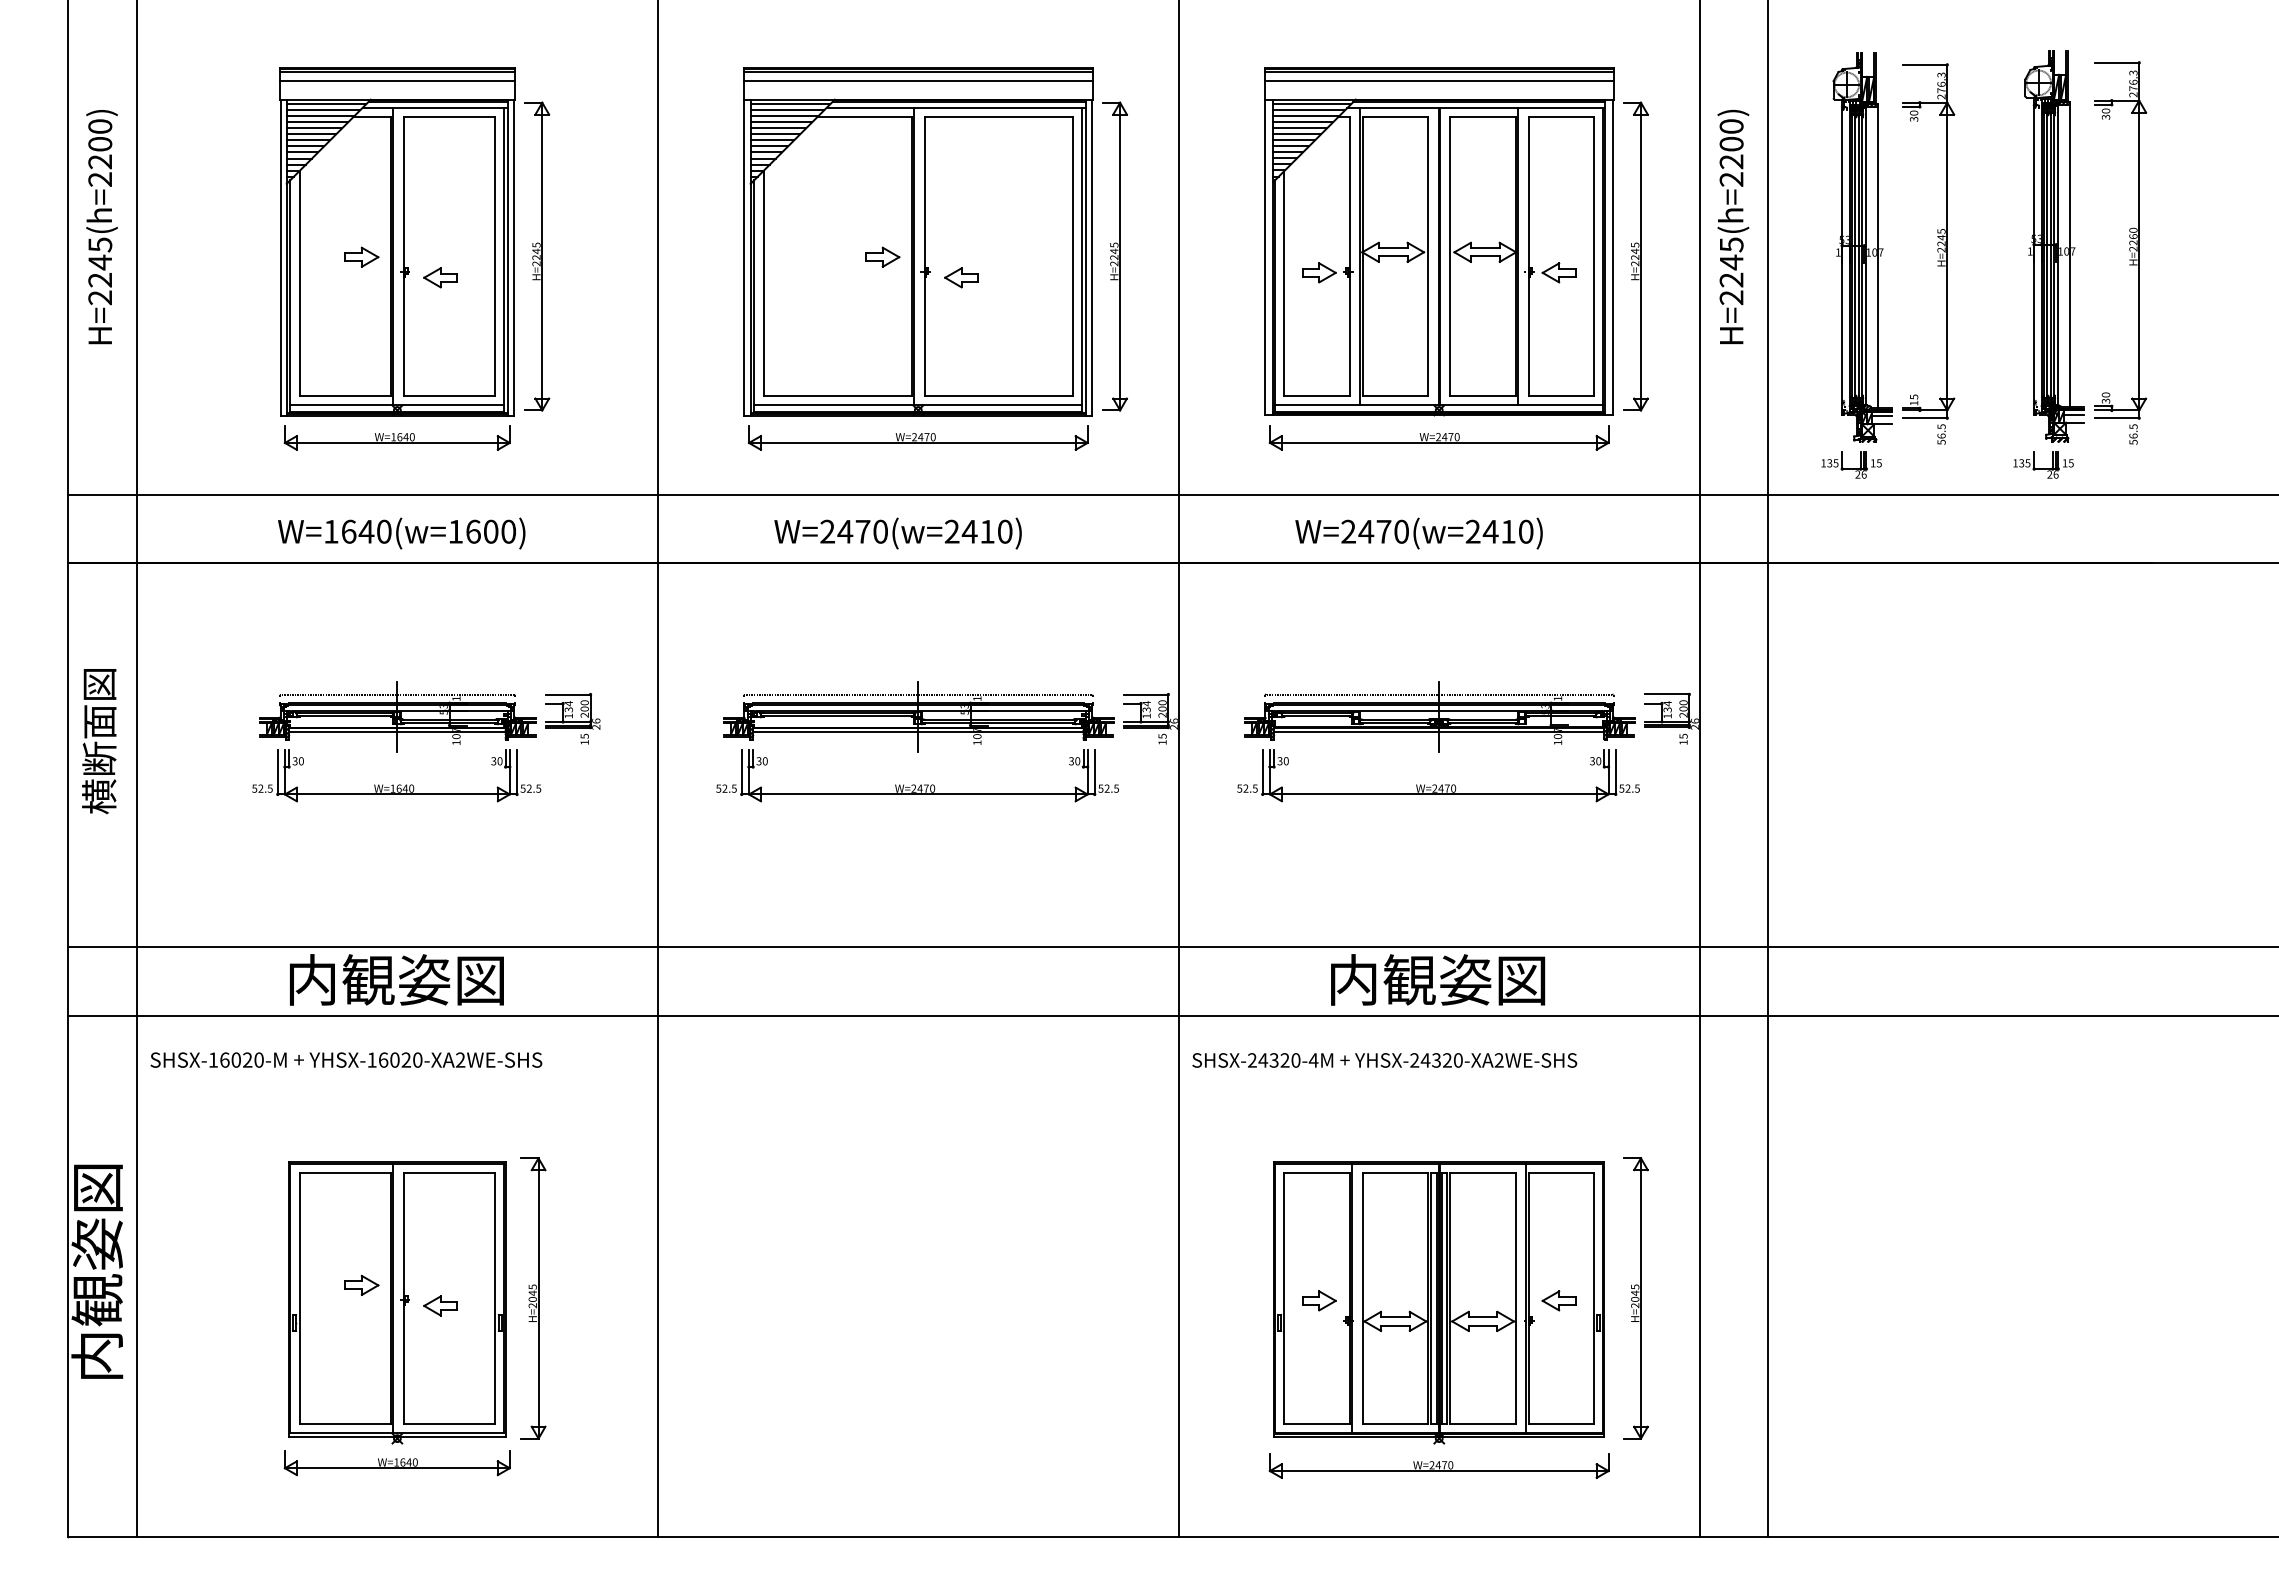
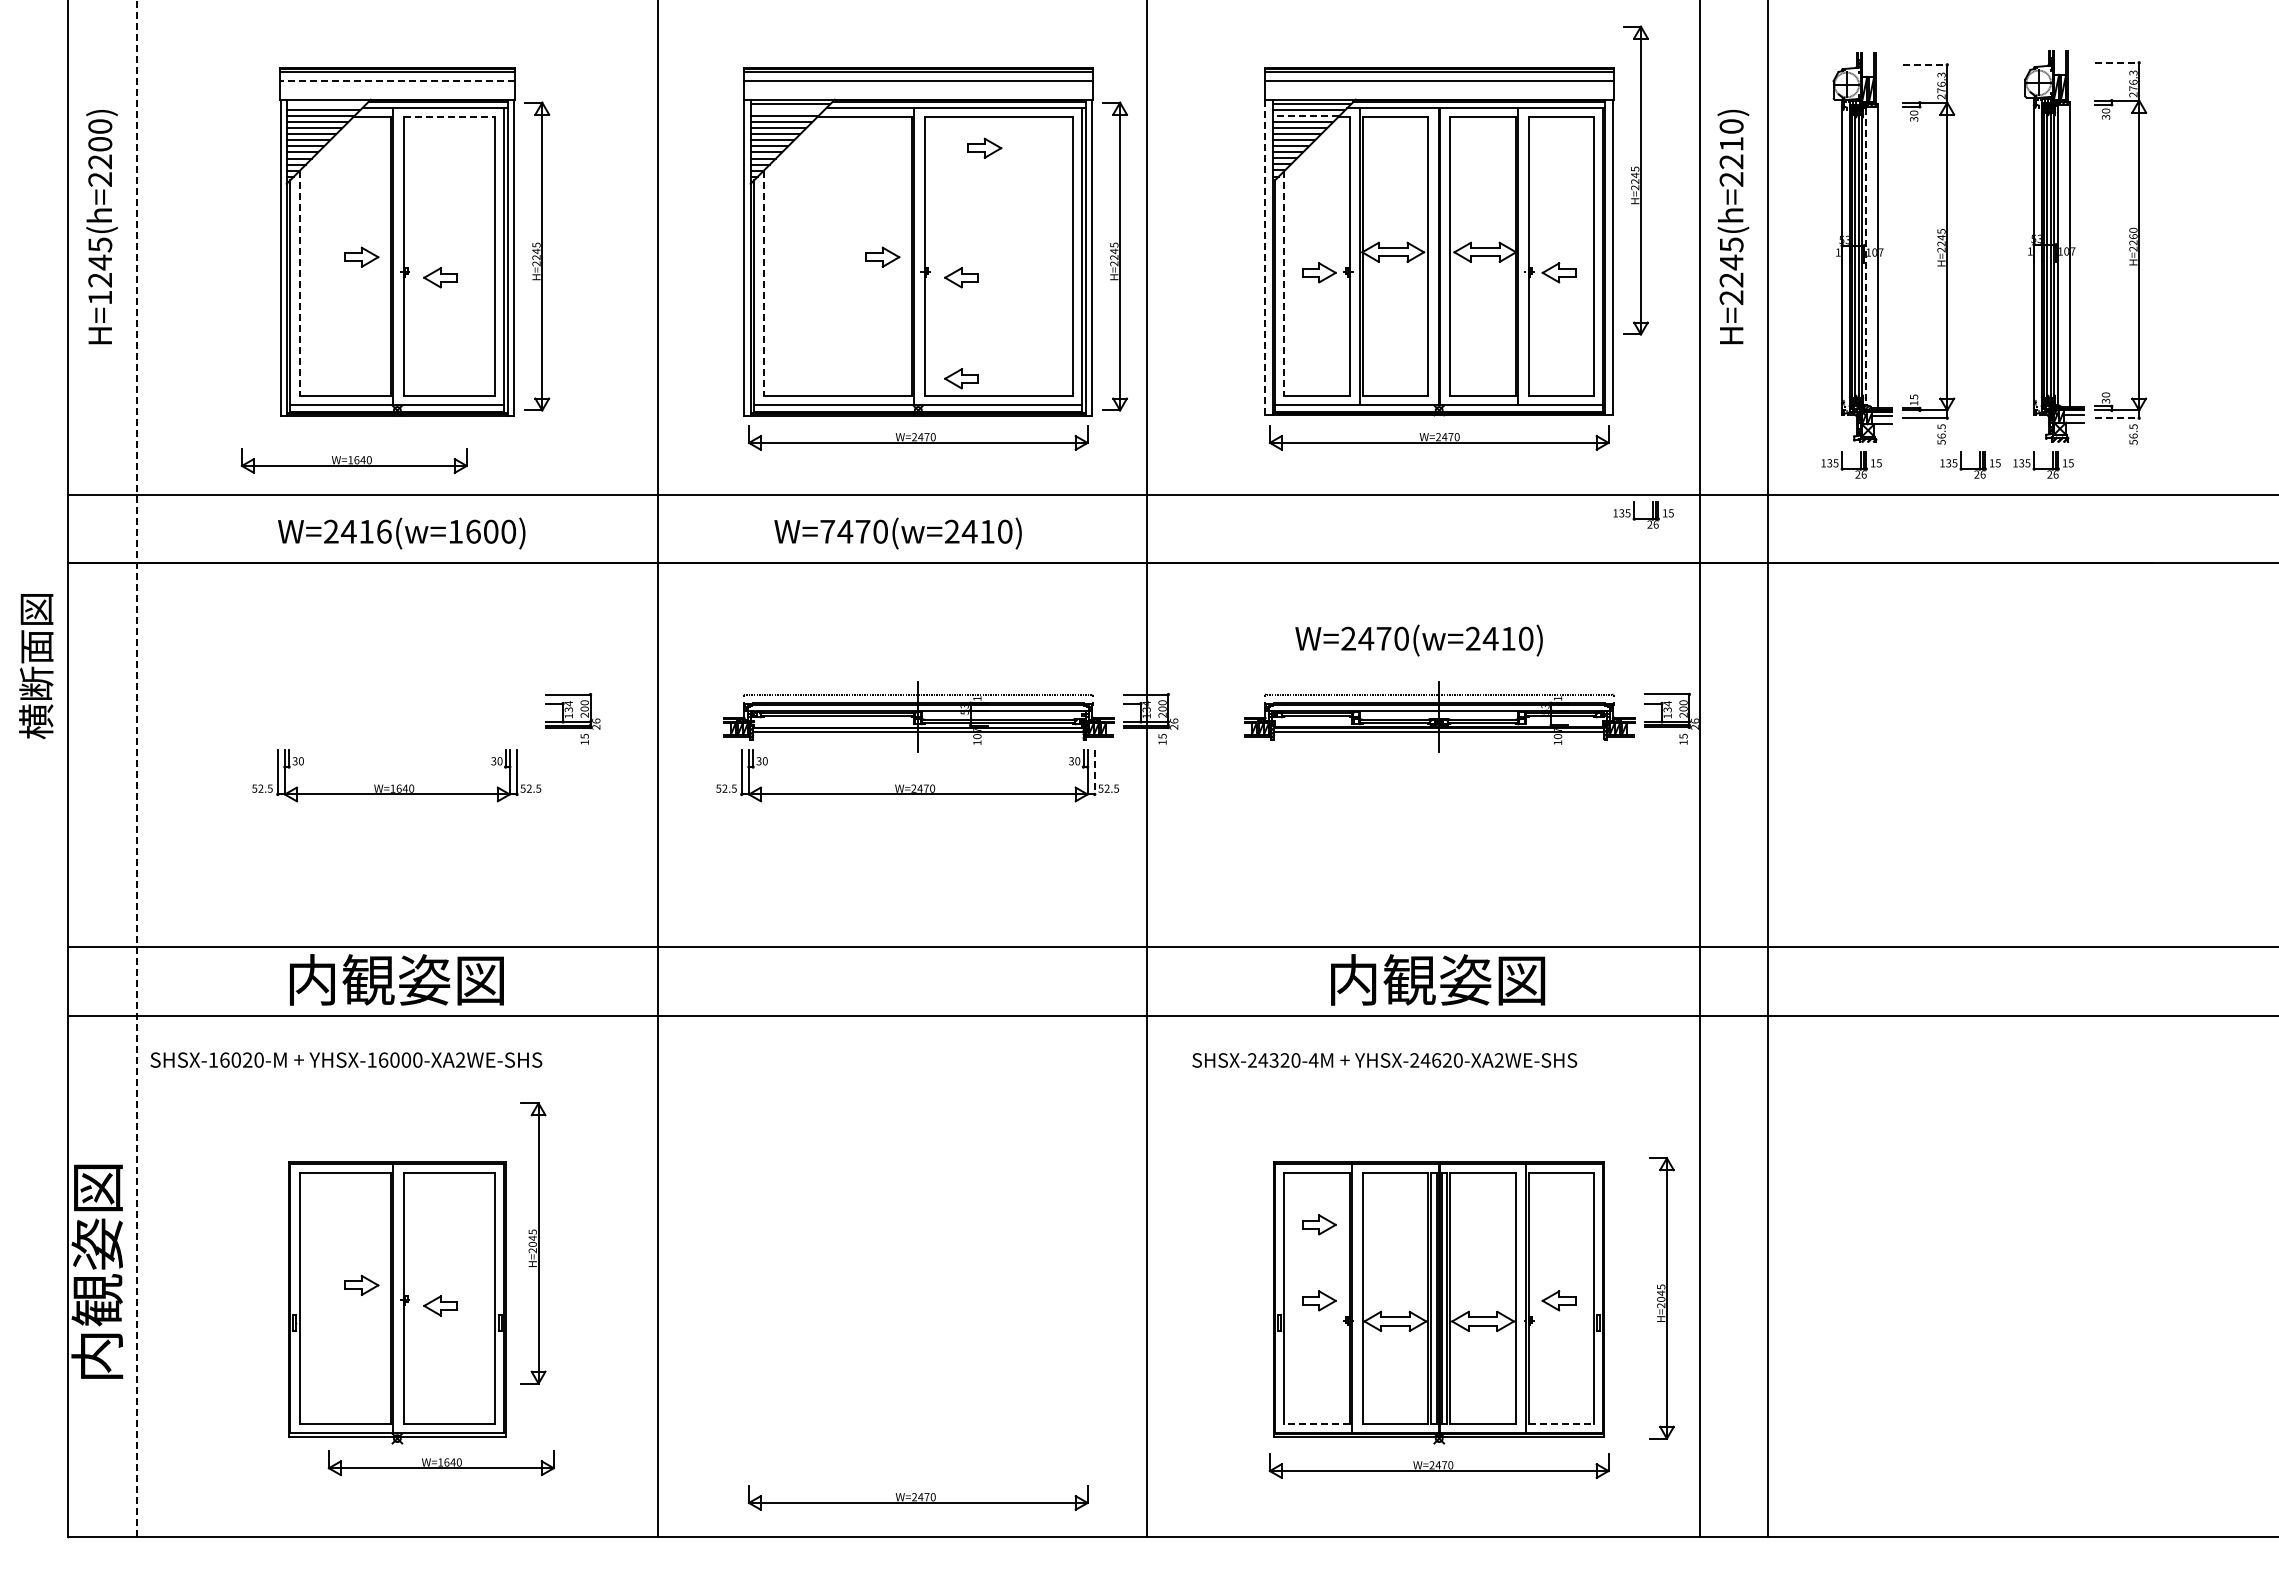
line: solid -> dashed (2117, 62)
line: solid -> dashed (1925, 64)
line: solid -> dashed (396, 81)
line: present -> none (326, 104)
line: present -> none (787, 110)
line: solid -> dashed (1305, 116)
line: solid -> dashed (449, 117)
text: H=2245(h=2200) -> H=2245(h=2210) (1731, 143)
part: none -> present (984, 147)
line: solid -> dashed (1866, 255)
part position: (1635, 256) -> (1635, 180) (1635, 180)
line: solid -> dashed (1265, 257)
line: solid -> dashed (299, 283)
line: solid -> dashed (763, 283)
line: solid -> dashed (1284, 283)
text: H=2245(h=2200) -> H=1245(h=2200) (99, 297)
part: none -> present (961, 378)
line: solid -> dashed (2117, 418)
part position: (396, 437) -> (353, 460) (353, 460)
part: none -> present (1970, 464)
part: none -> present (1643, 514)
text: W=1640(w=1600) -> W=2416(w=1600) (357, 531)
text: W=2470(w=2410) -> W=7470(w=2410) (827, 531)
text position: (1418, 533) -> (1418, 640) (1418, 640)
part: present -> none (397, 716)
text position: (99, 741) -> (36, 666) (36, 666)
line: solid -> dashed (136, 767)
line position: (1178, 769) -> (1146, 769) (1146, 769)
line: solid -> dashed (1094, 772)
part: present -> none (1435, 784)
text: YHSX-16020-XA2WE-SHS -> YHSX-16000-XA2WE-SHS (406, 1059)
text: YHSX-24320-XA2WE-SHS -> YHSX-24620-XA2WE-SHS (1436, 1060)
part: none -> present (1319, 1224)
part position: (533, 1298) -> (533, 1243) (533, 1243)
part position: (1635, 1298) -> (1661, 1298) (1661, 1298)
line: solid -> dashed (1317, 1423)
line: solid -> dashed (1561, 1423)
part position: (396, 1463) -> (440, 1463) (440, 1463)
part: none -> present (918, 1497)
